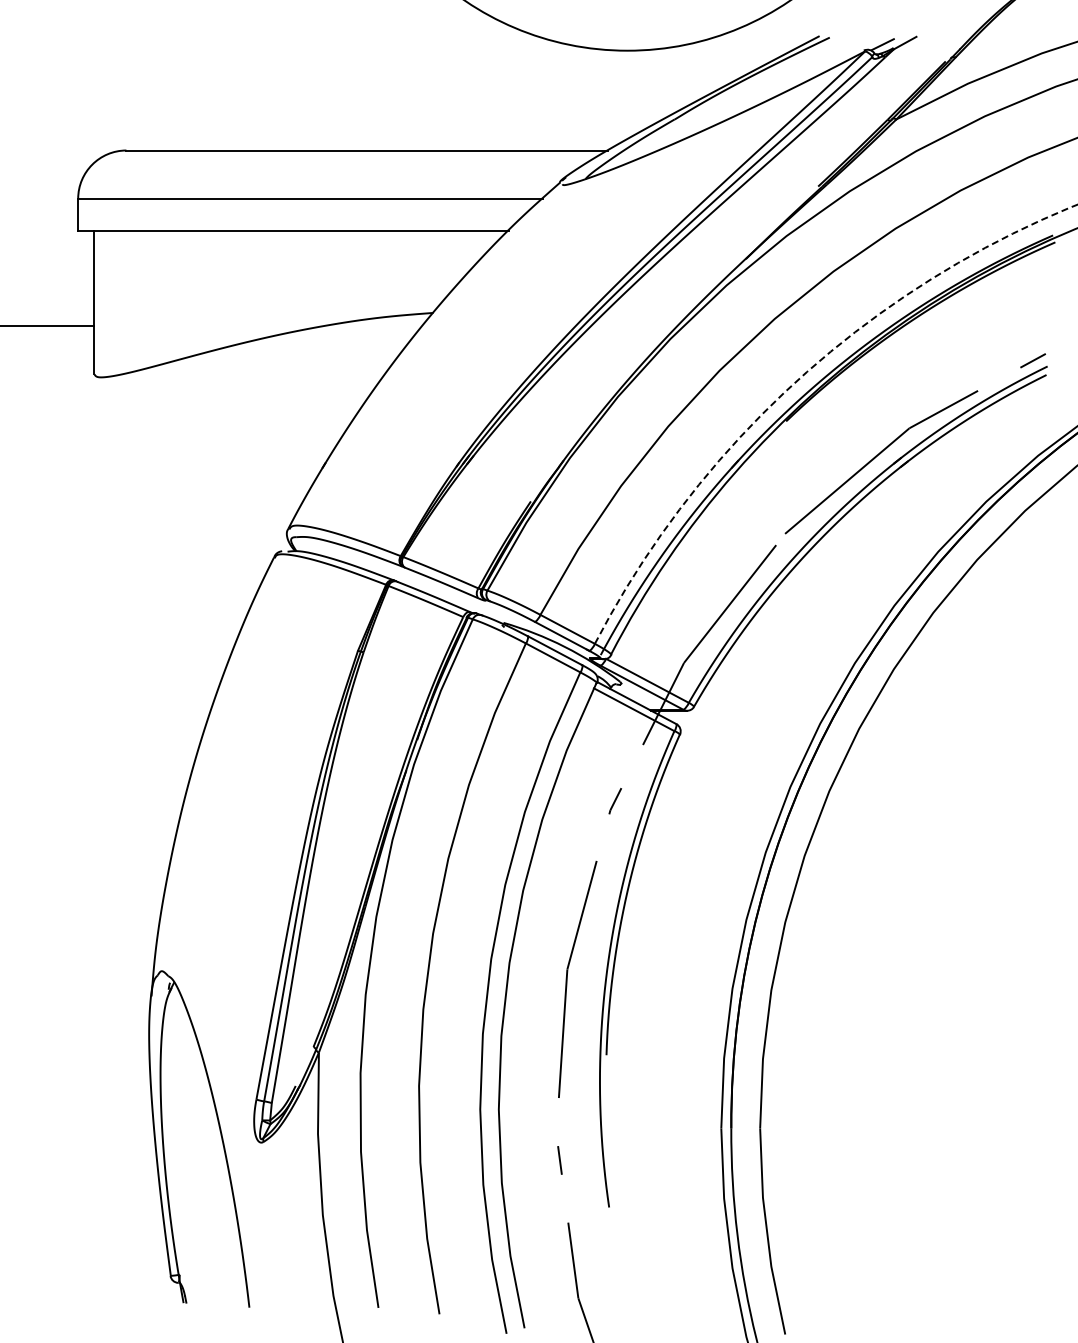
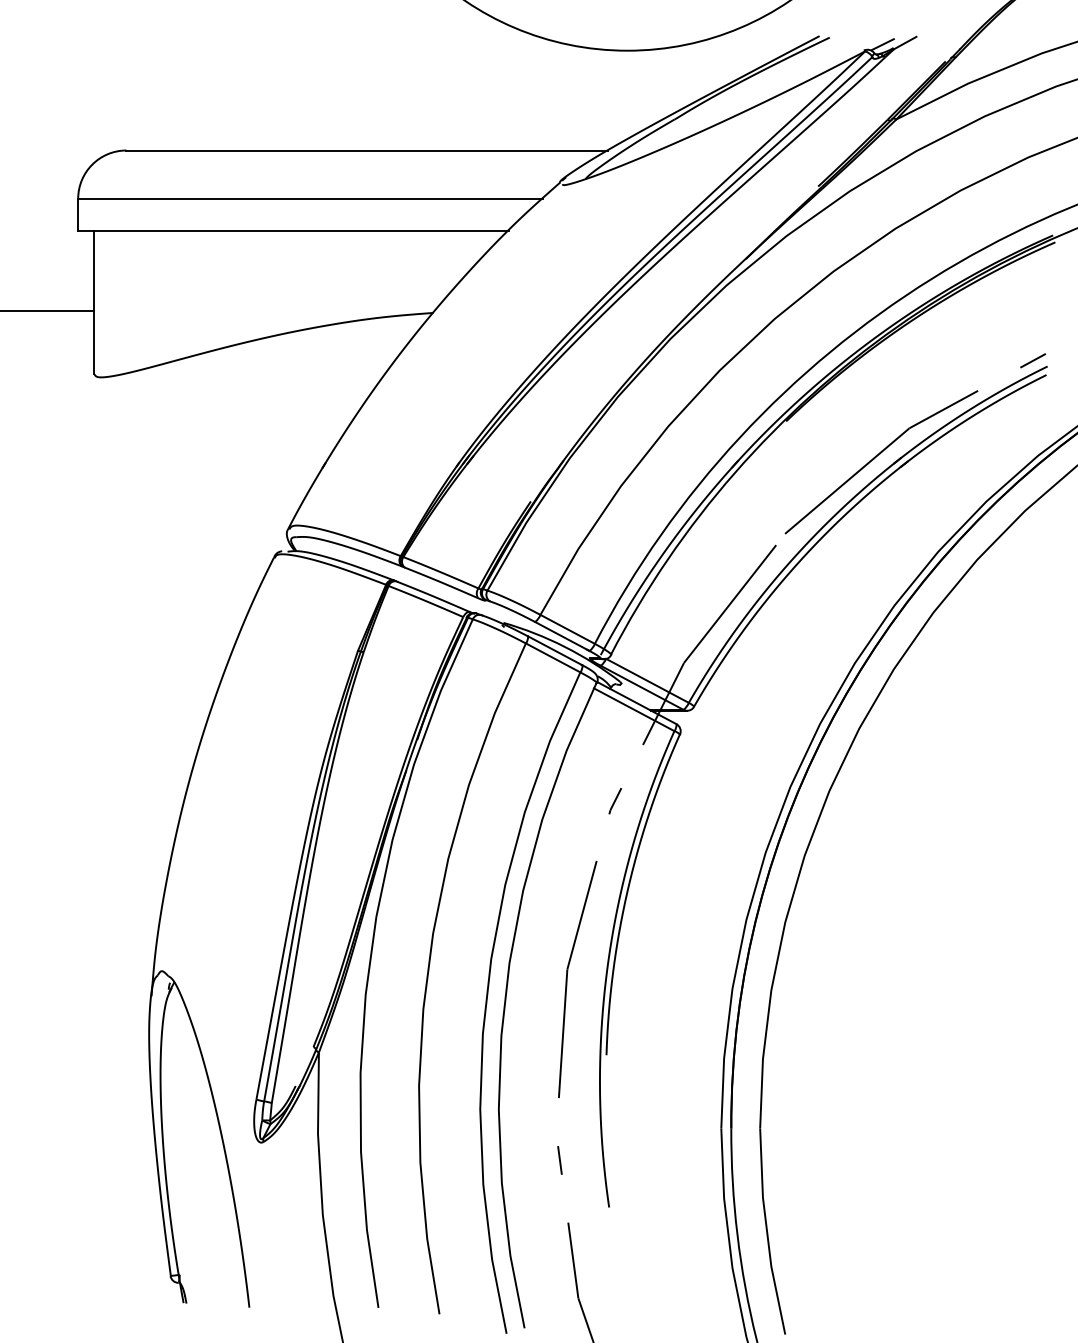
line position: (48, 326) -> (48, 311) (48, 311)
arc: dashed -> solid (797, 381)
